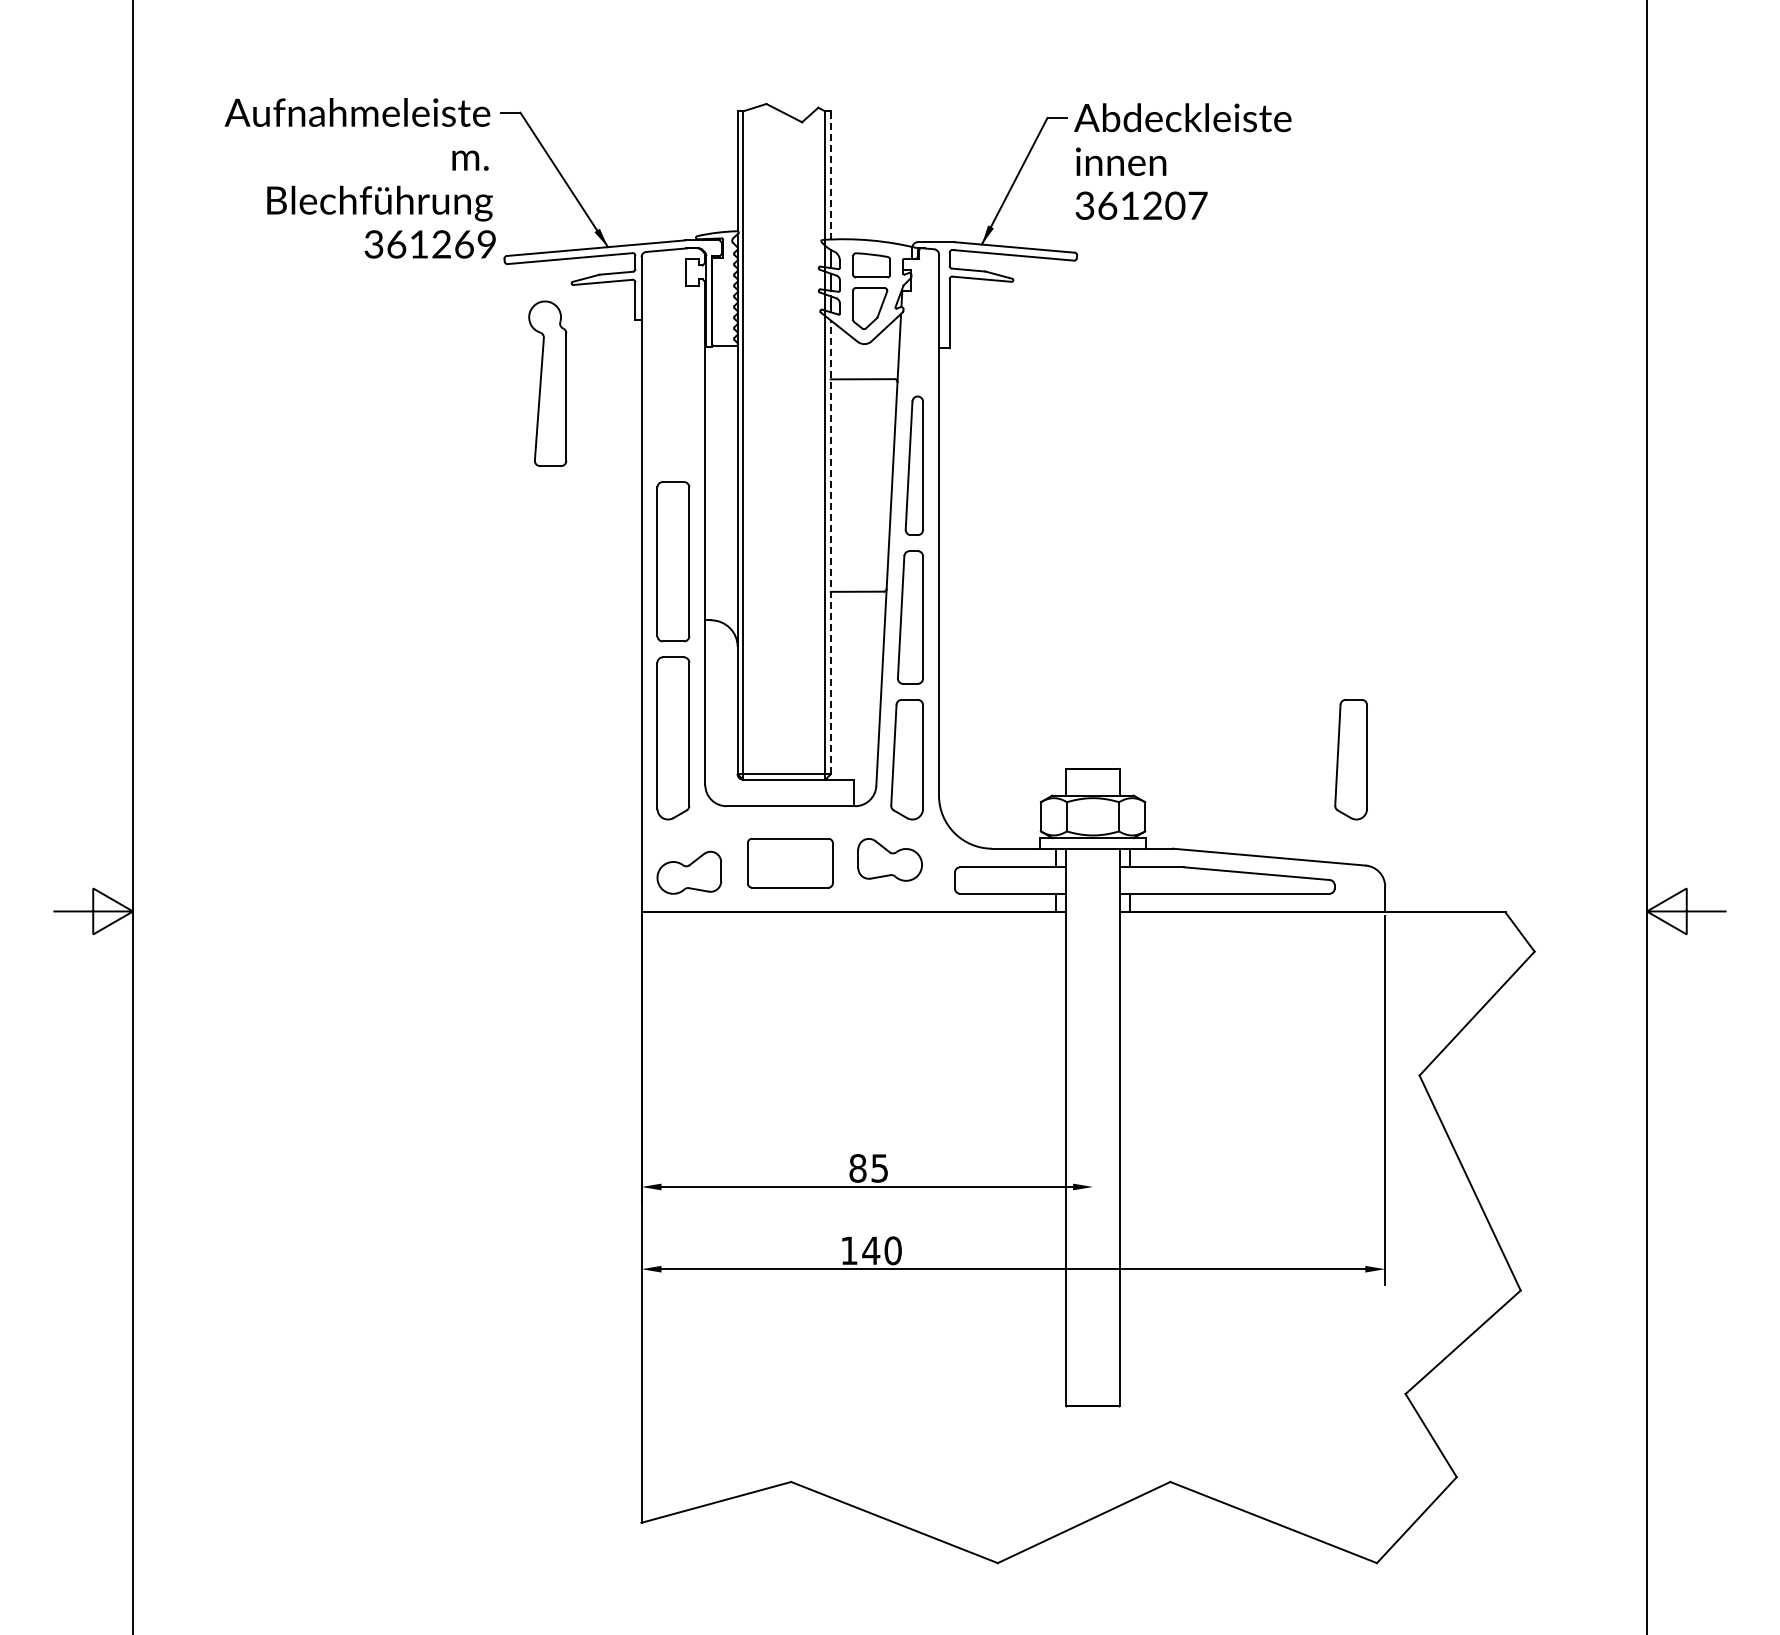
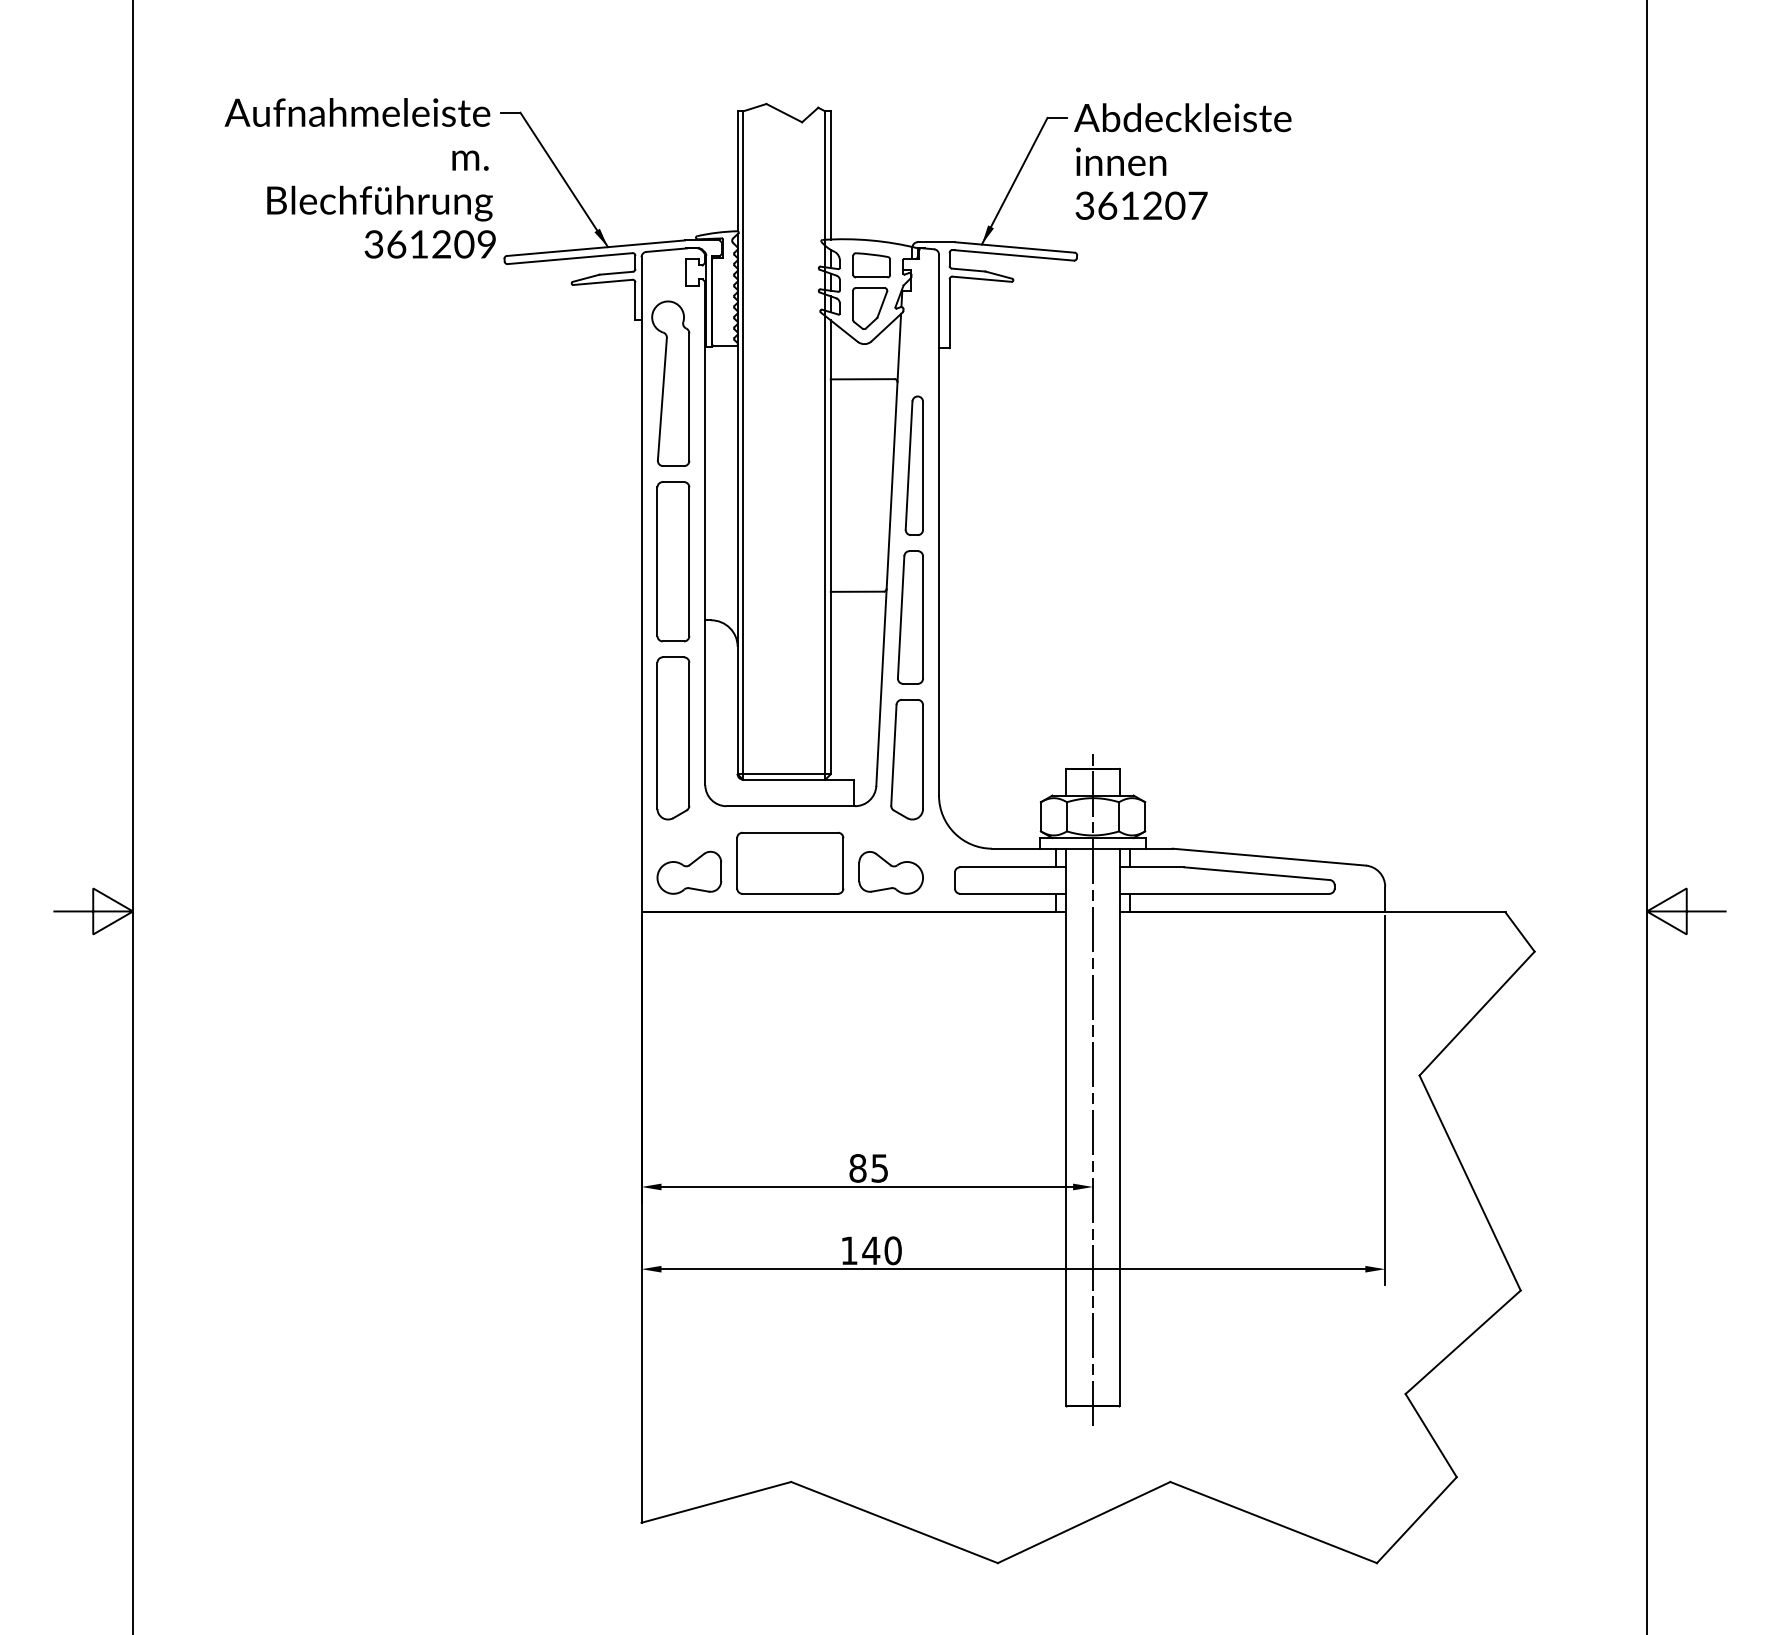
line: dashed -> solid (830, 174)
text: 361269 -> 361209 (464, 244)
part position: (547, 383) -> (670, 383) (670, 383)
line: dashed -> solid (830, 547)
part: present -> none (1350, 759)
part position: (889, 859) -> (890, 872) (890, 872)
part size: 87x51 px -> 109x64 px (790, 862)
line: none -> present (1093, 1087)
